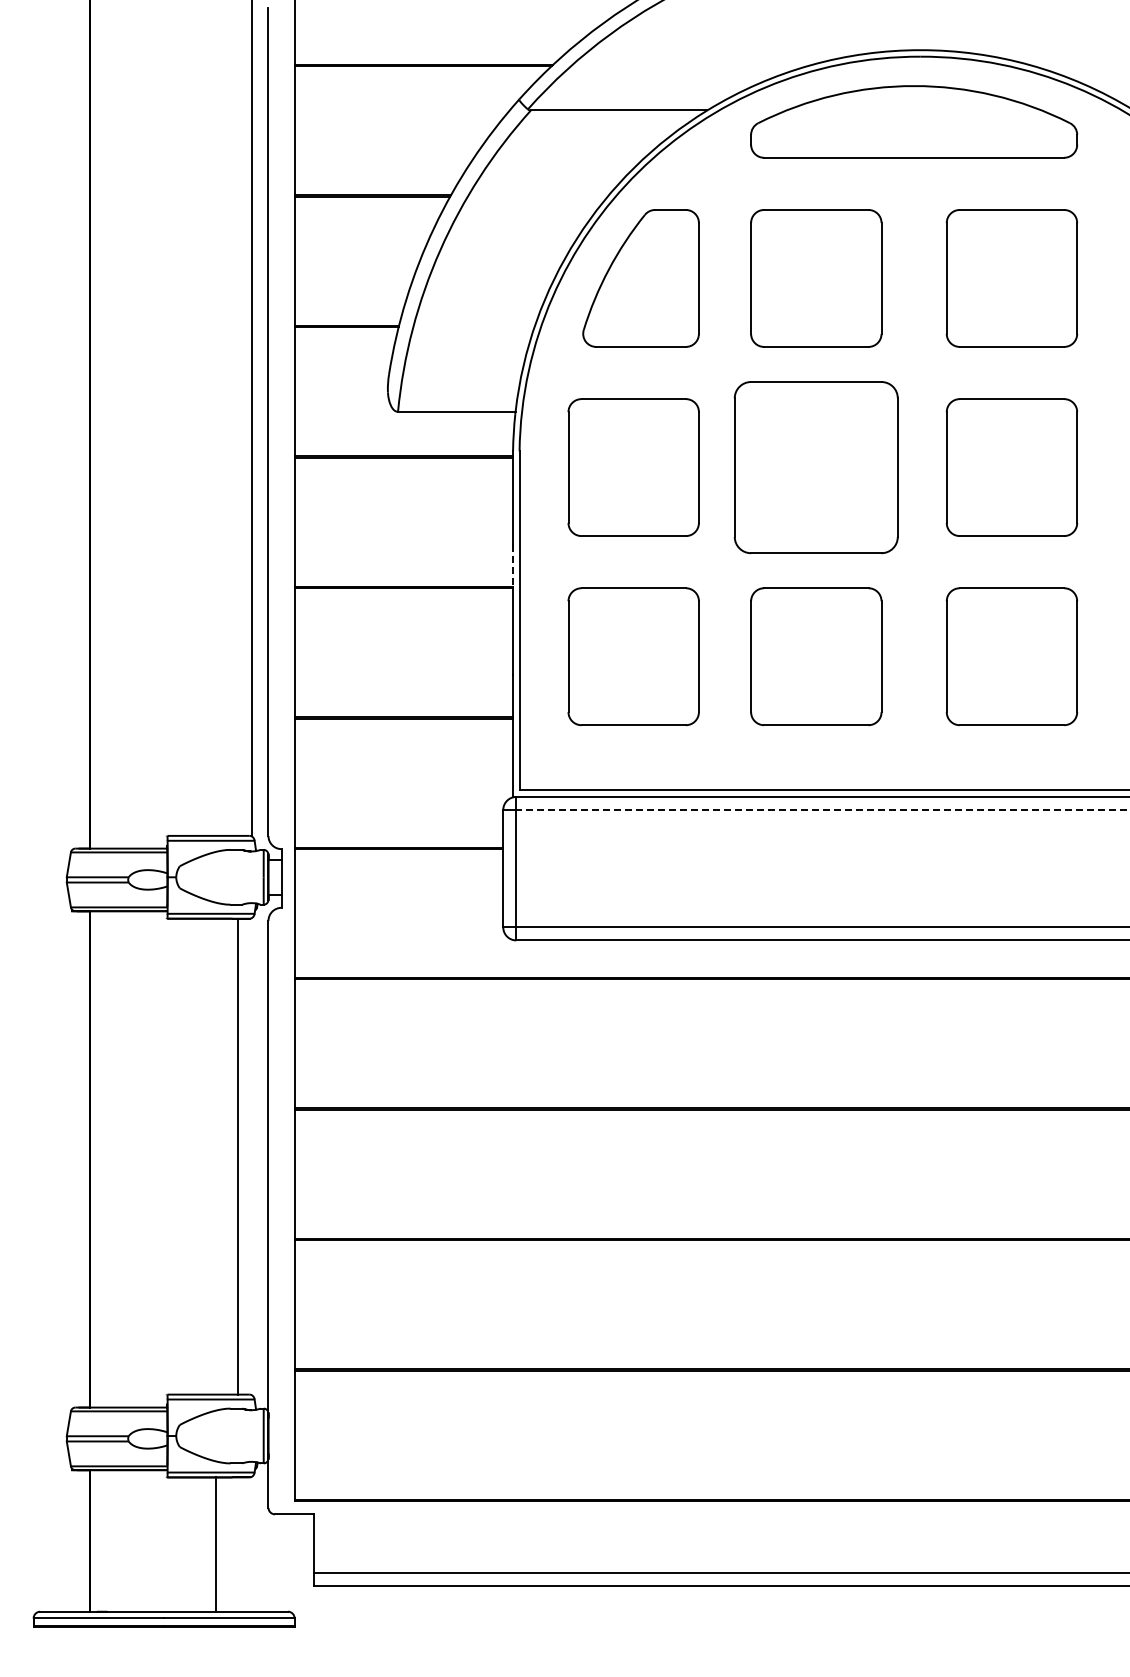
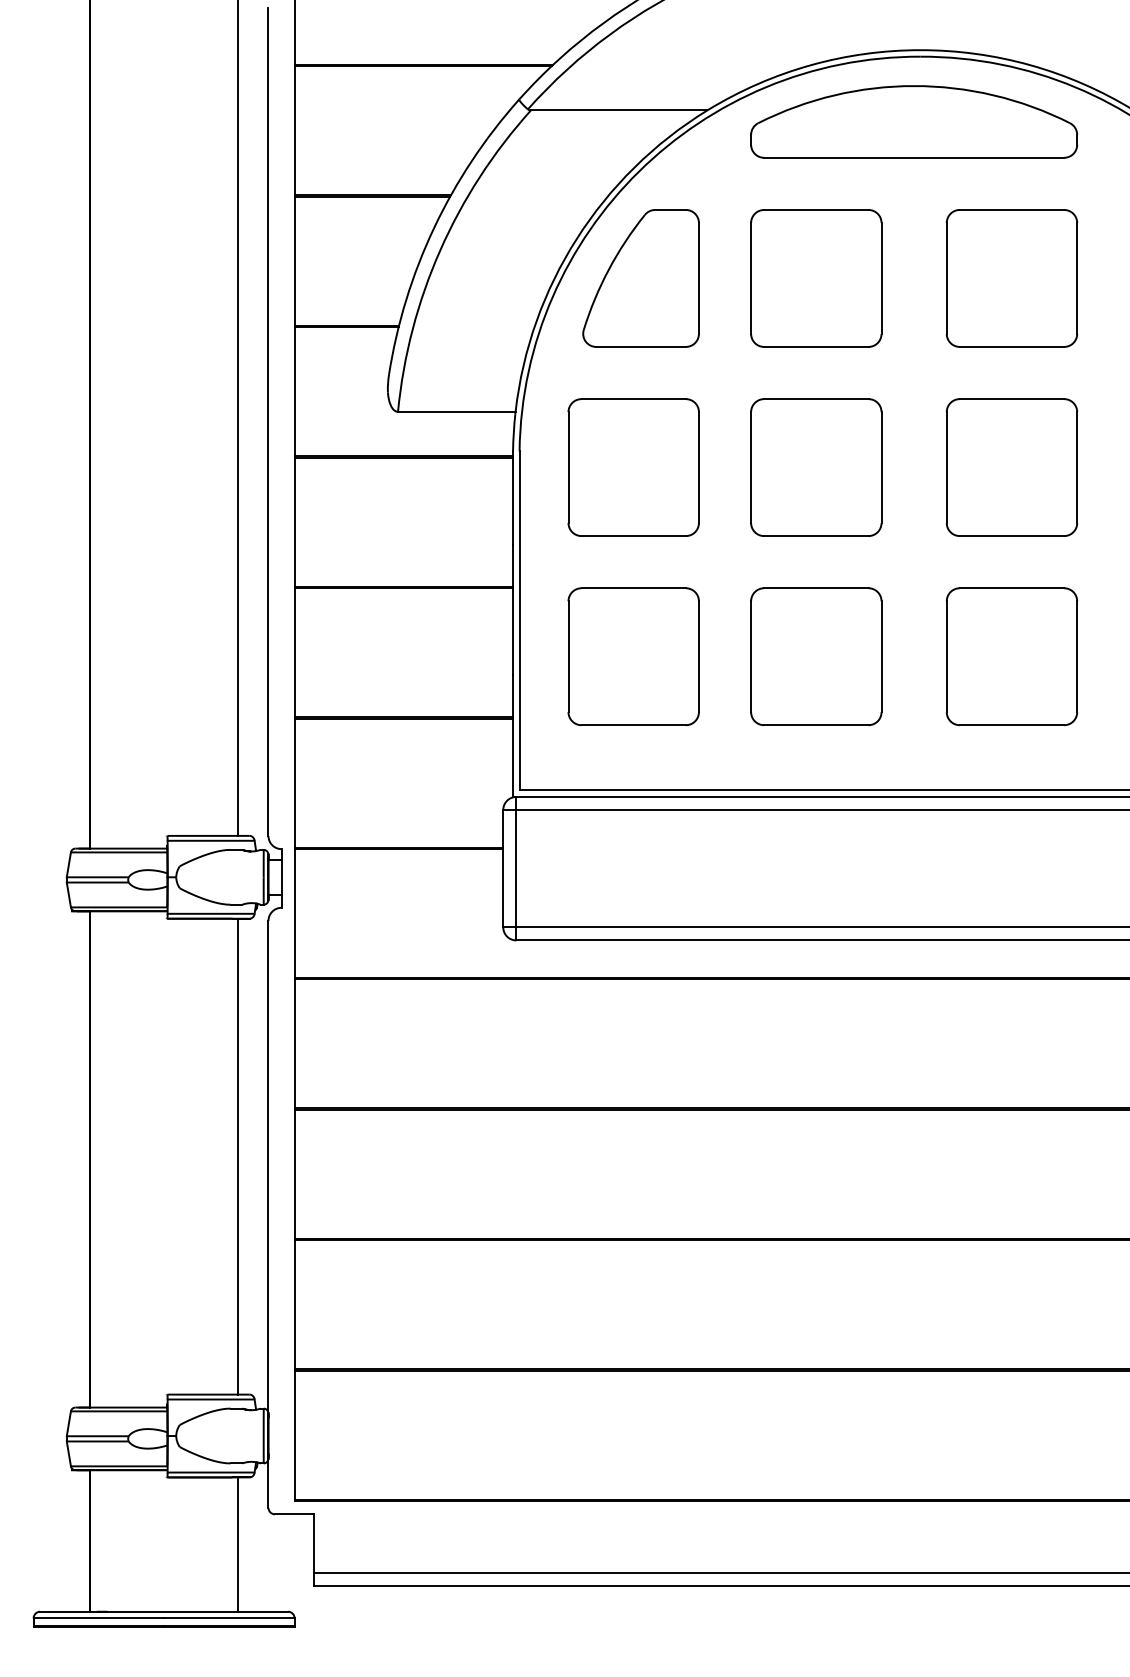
line position: (252, 418) -> (238, 418) (238, 418)
part size: 166x174 px -> 133x139 px (816, 467)
line: dashed -> solid (513, 566)
line: dashed -> solid (822, 810)
line position: (216, 1544) -> (238, 1544) (238, 1544)
